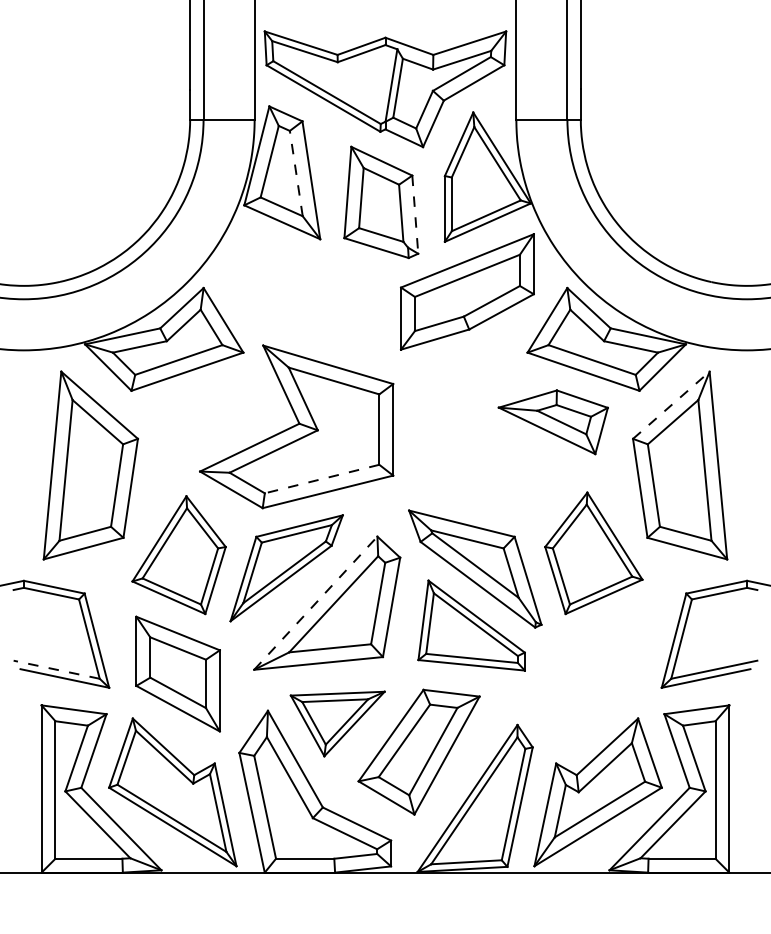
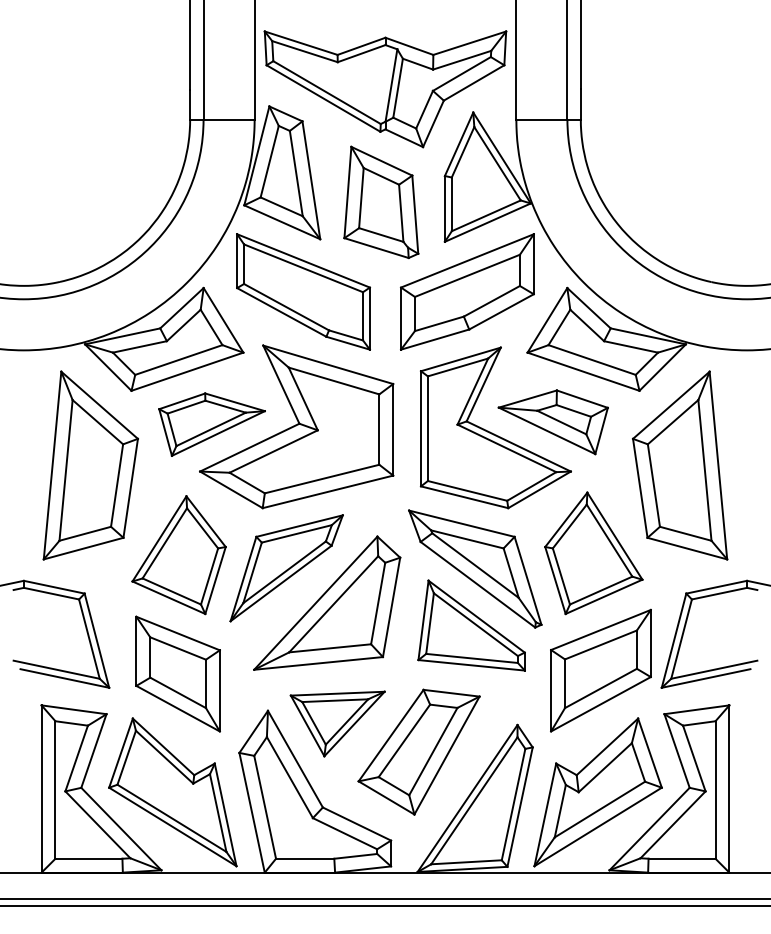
line: dashed -> solid (296, 173)
line: dashed -> solid (415, 215)
part: none -> present (303, 291)
line: dashed -> solid (671, 405)
part: none -> present (211, 424)
part: none -> present (495, 427)
line: dashed -> solid (321, 479)
line: dashed -> solid (315, 603)
line: dashed -> solid (56, 669)
part: none -> present (600, 670)
line: none -> present (384, 898)
line: none -> present (384, 905)
